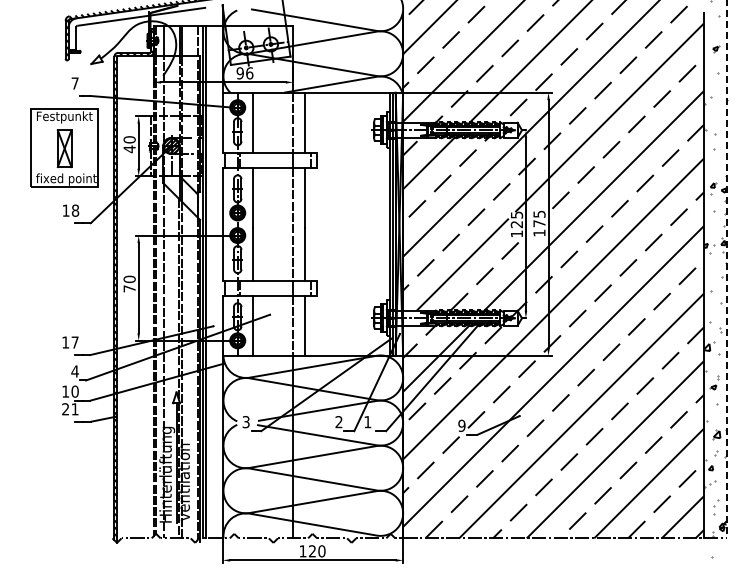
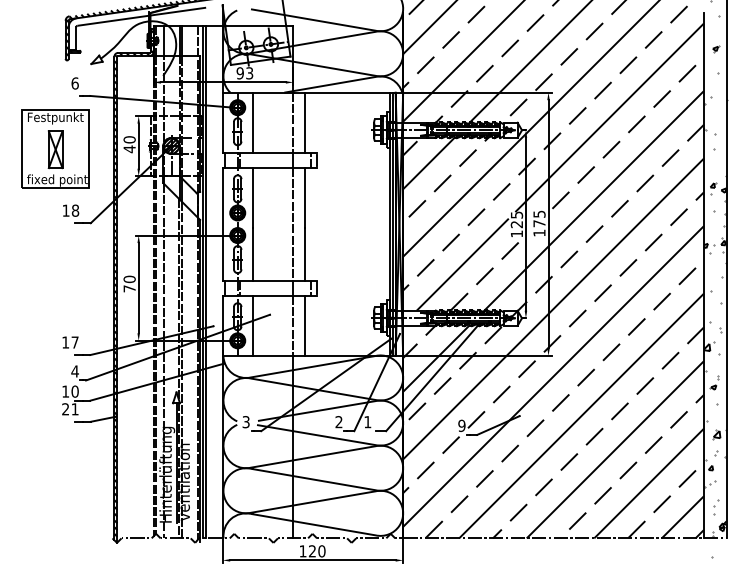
text: 96 -> 93 (249, 73)
text: 7 -> 6 (74, 83)
part position: (64, 147) -> (55, 148) (55, 148)
line: dashed -> solid (726, 269)
